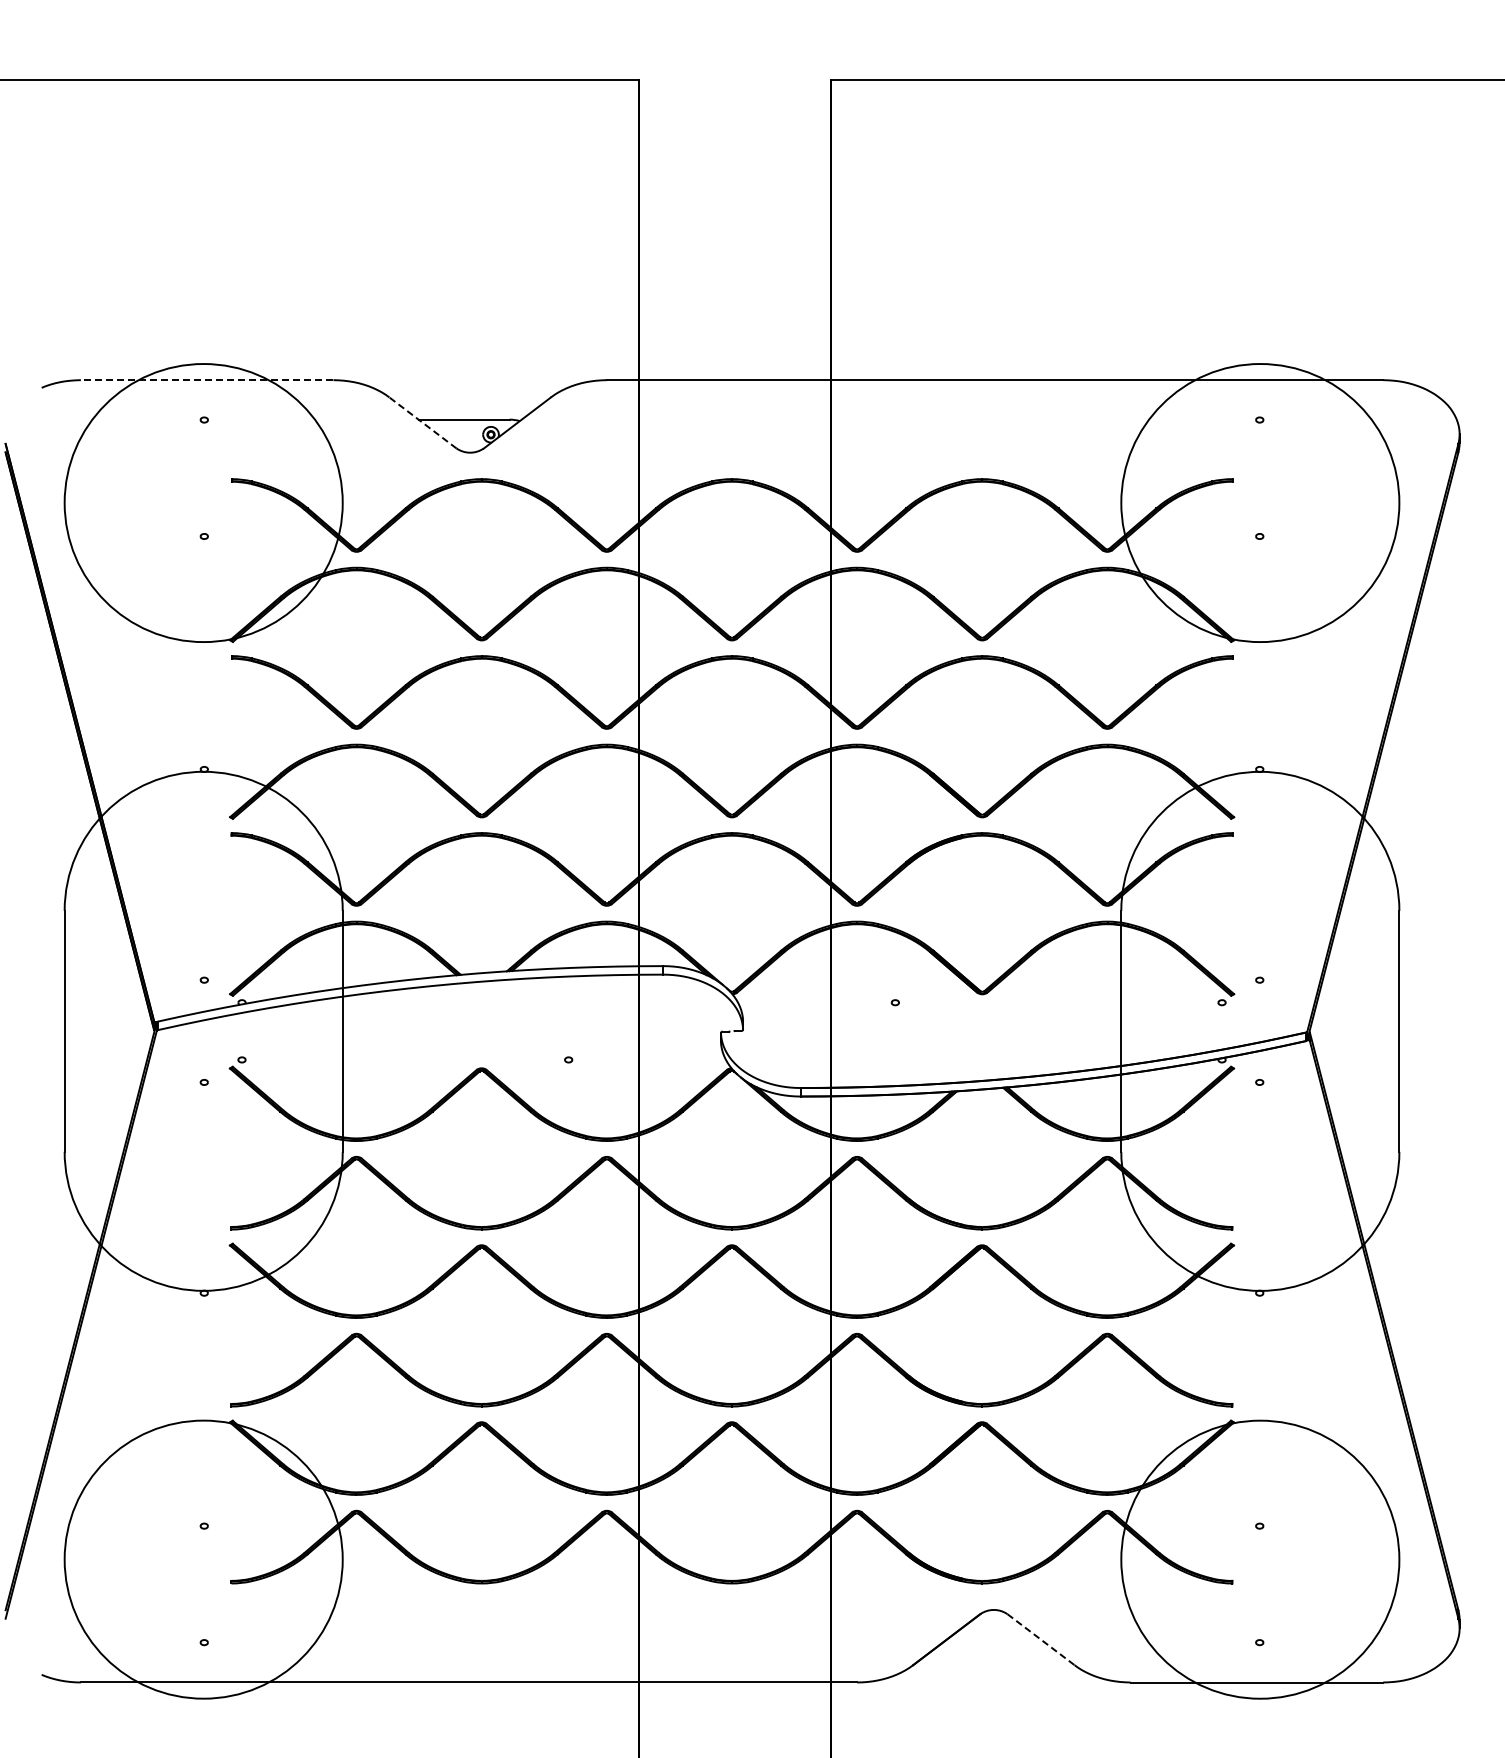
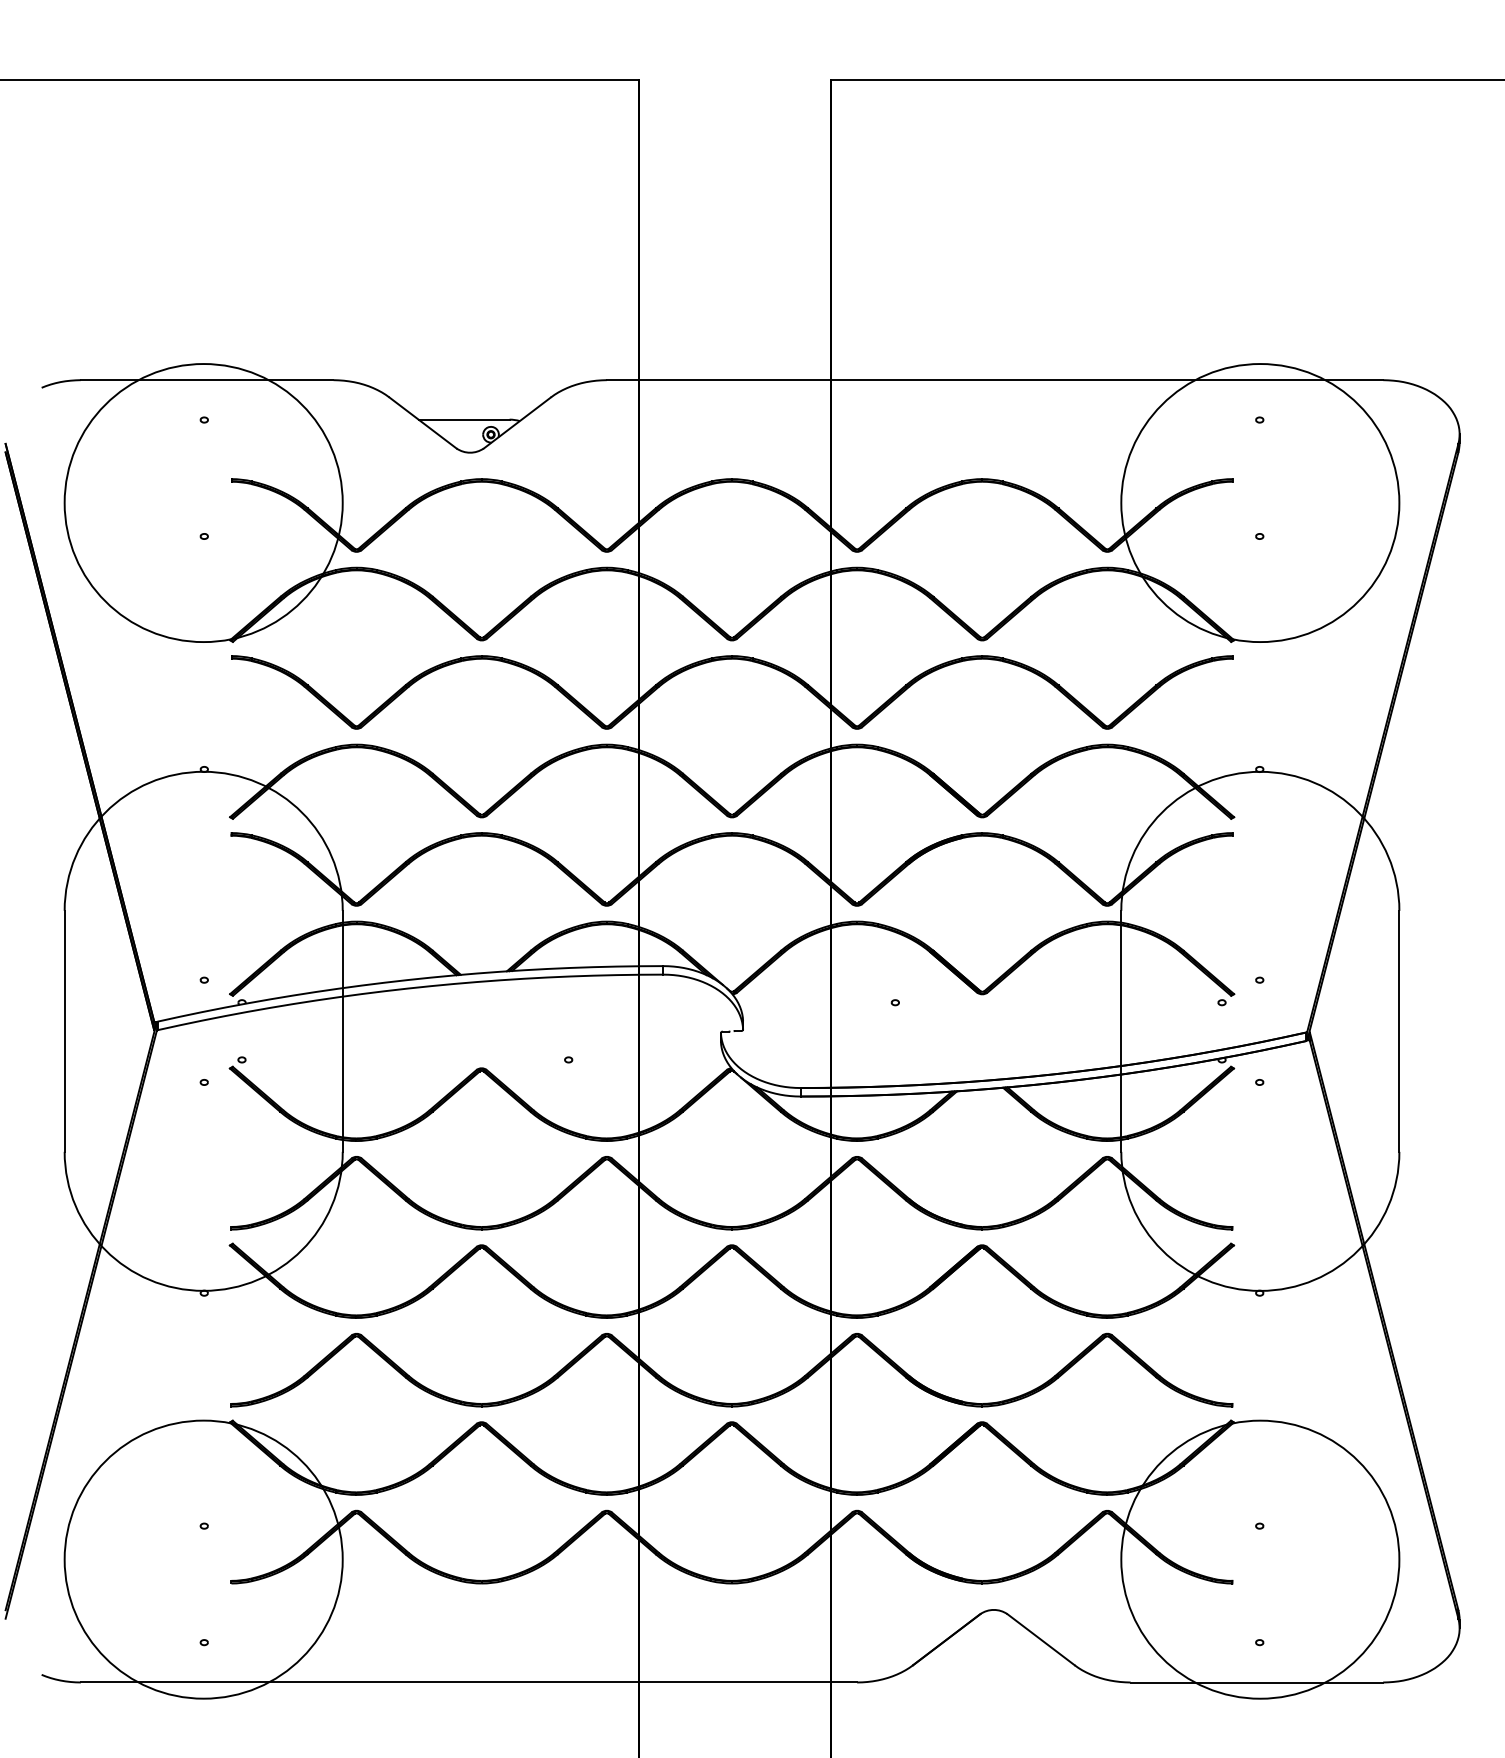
line: dashed -> solid (206, 380)
line: dashed -> solid (422, 422)
line: dashed -> solid (1041, 1639)
